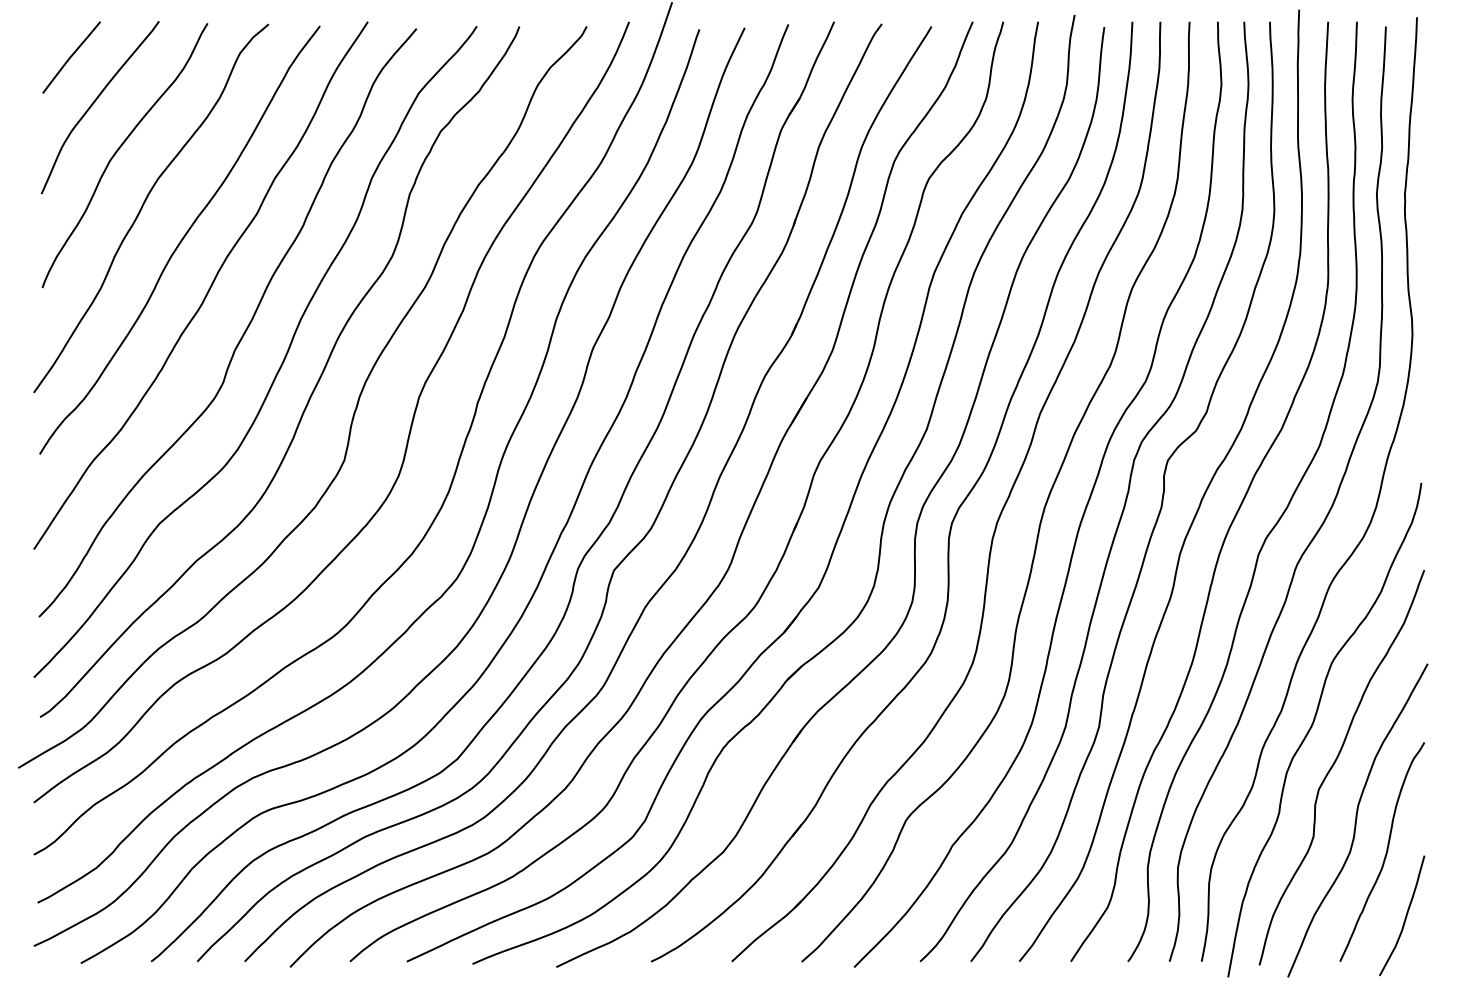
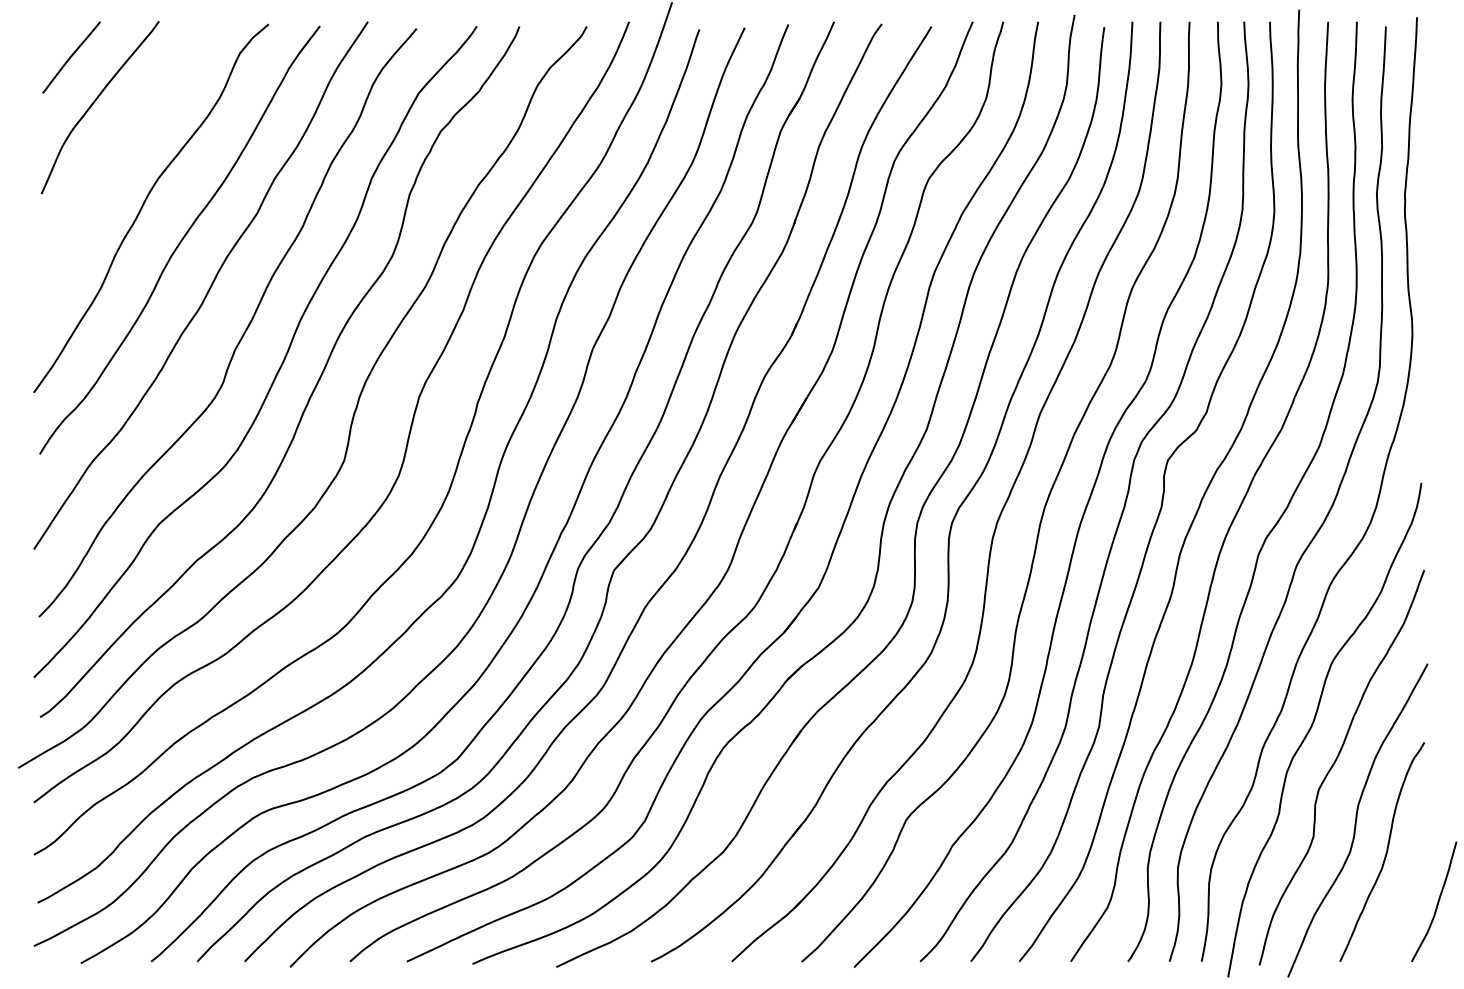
curve: present -> none (117, 152)
curve position: (1405, 915) -> (1437, 901) (1437, 901)
